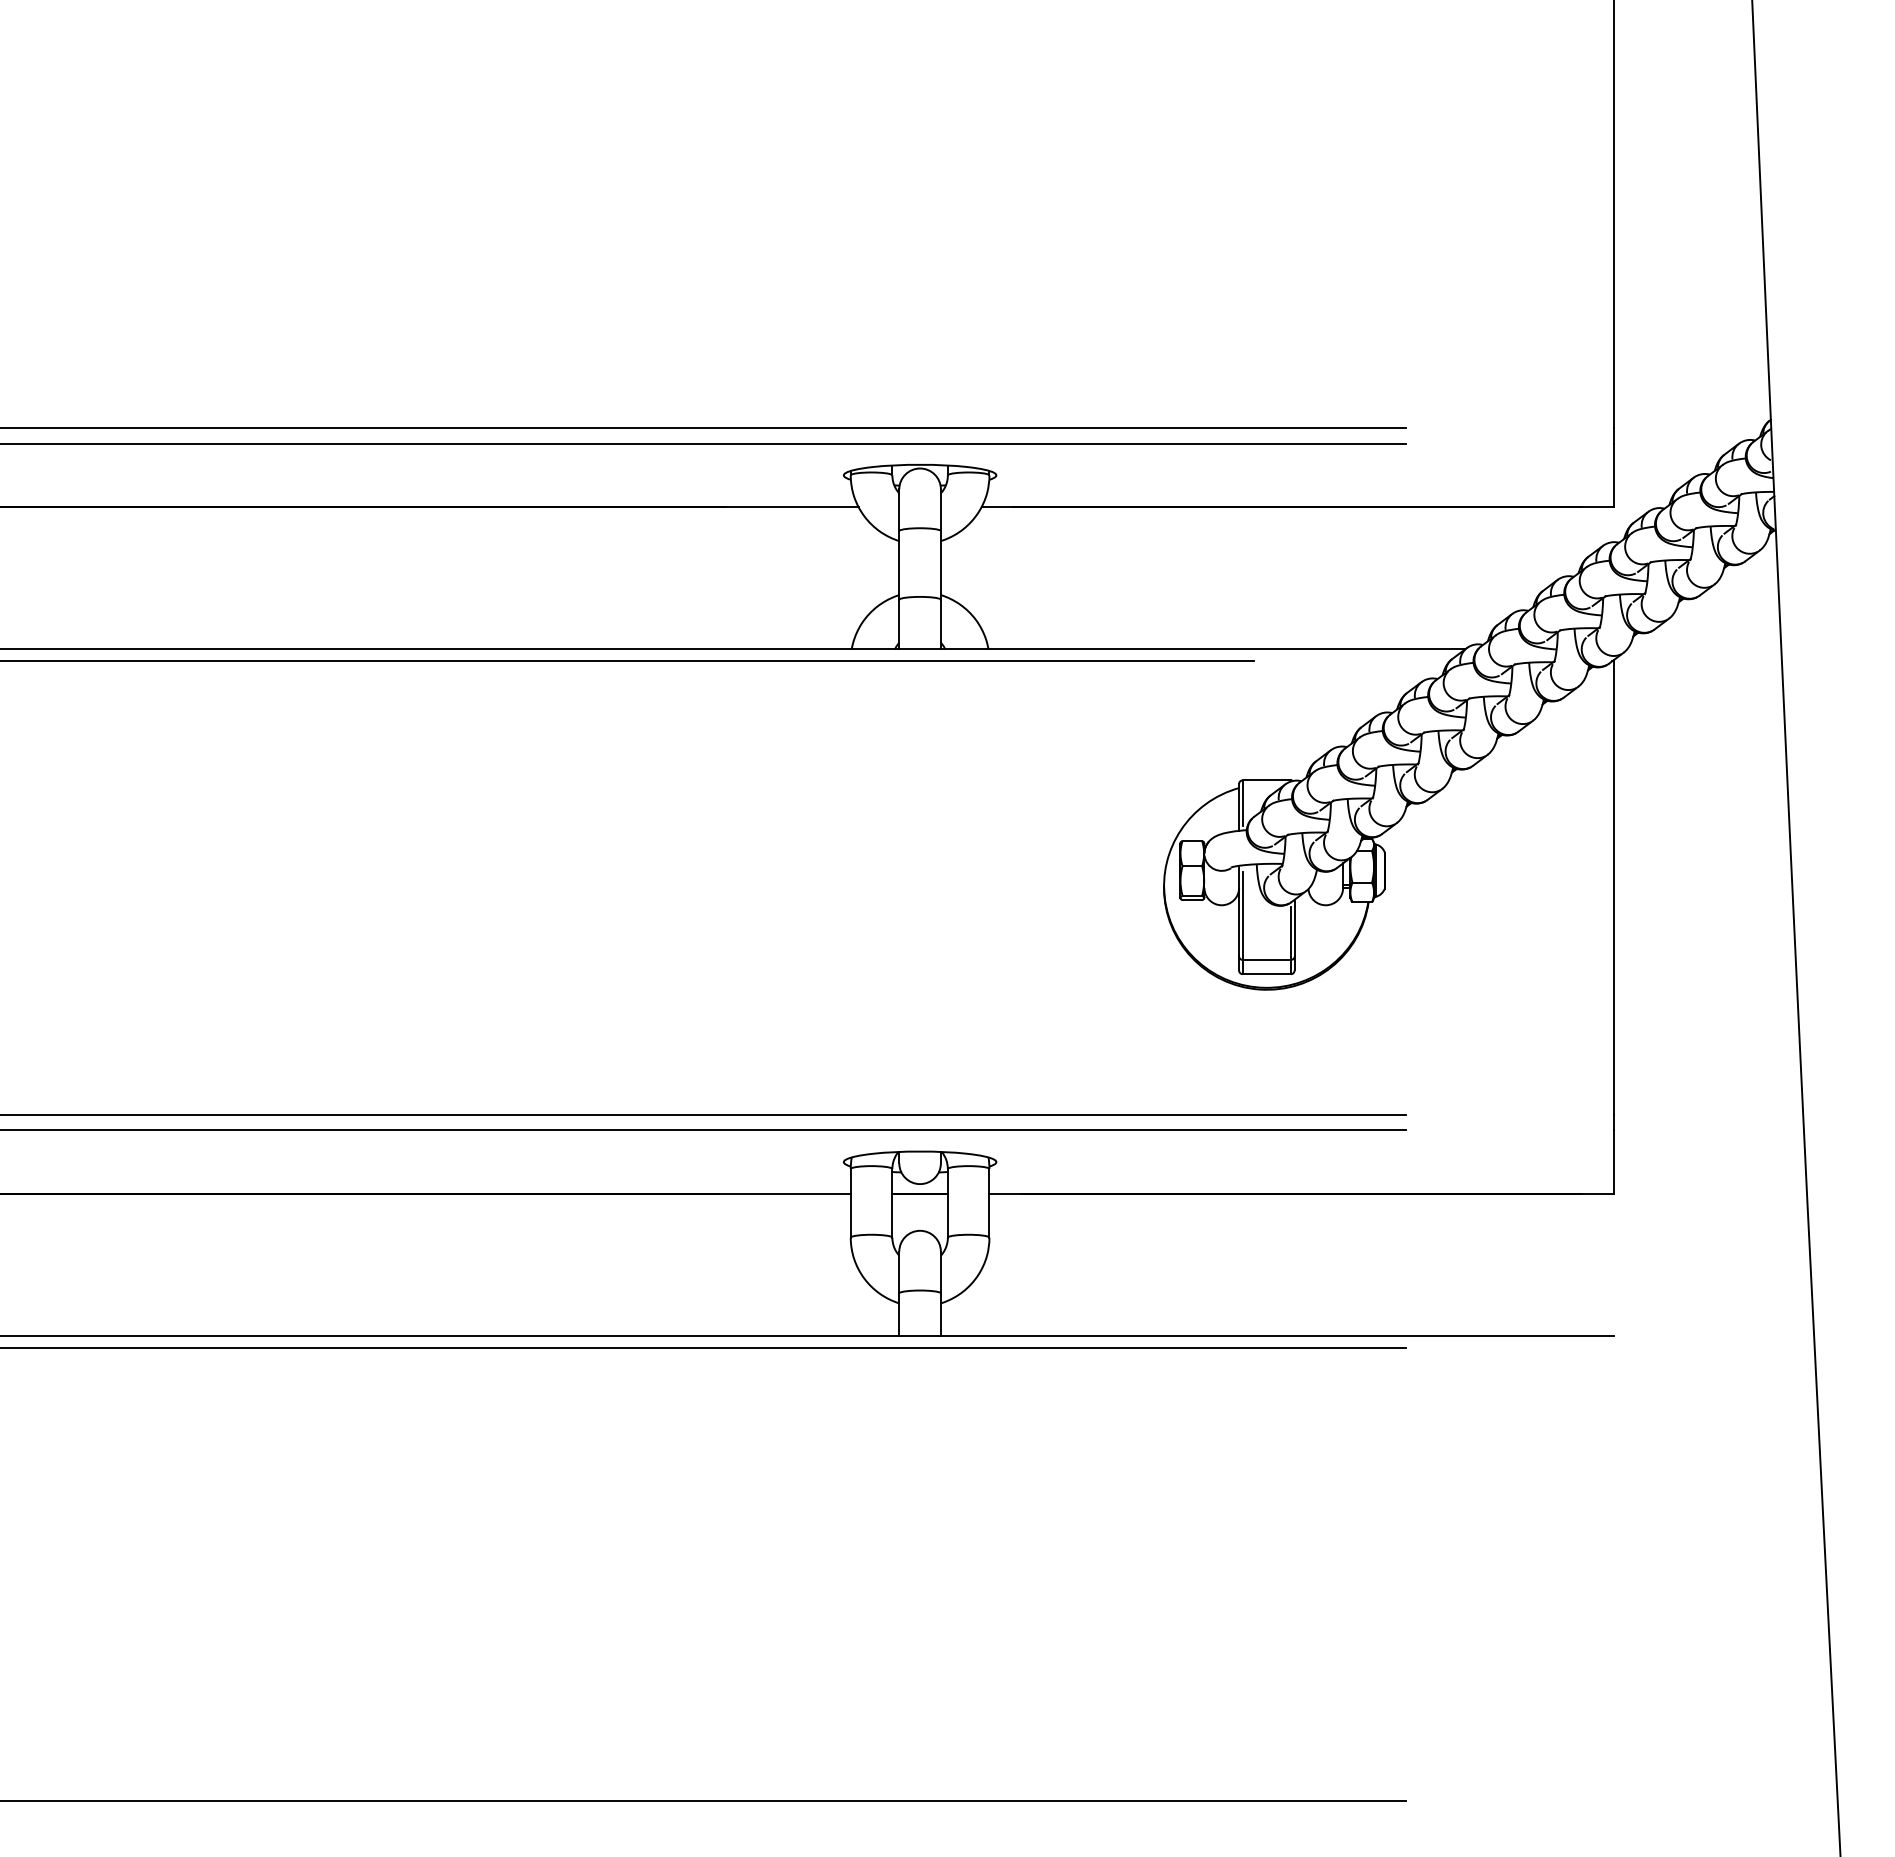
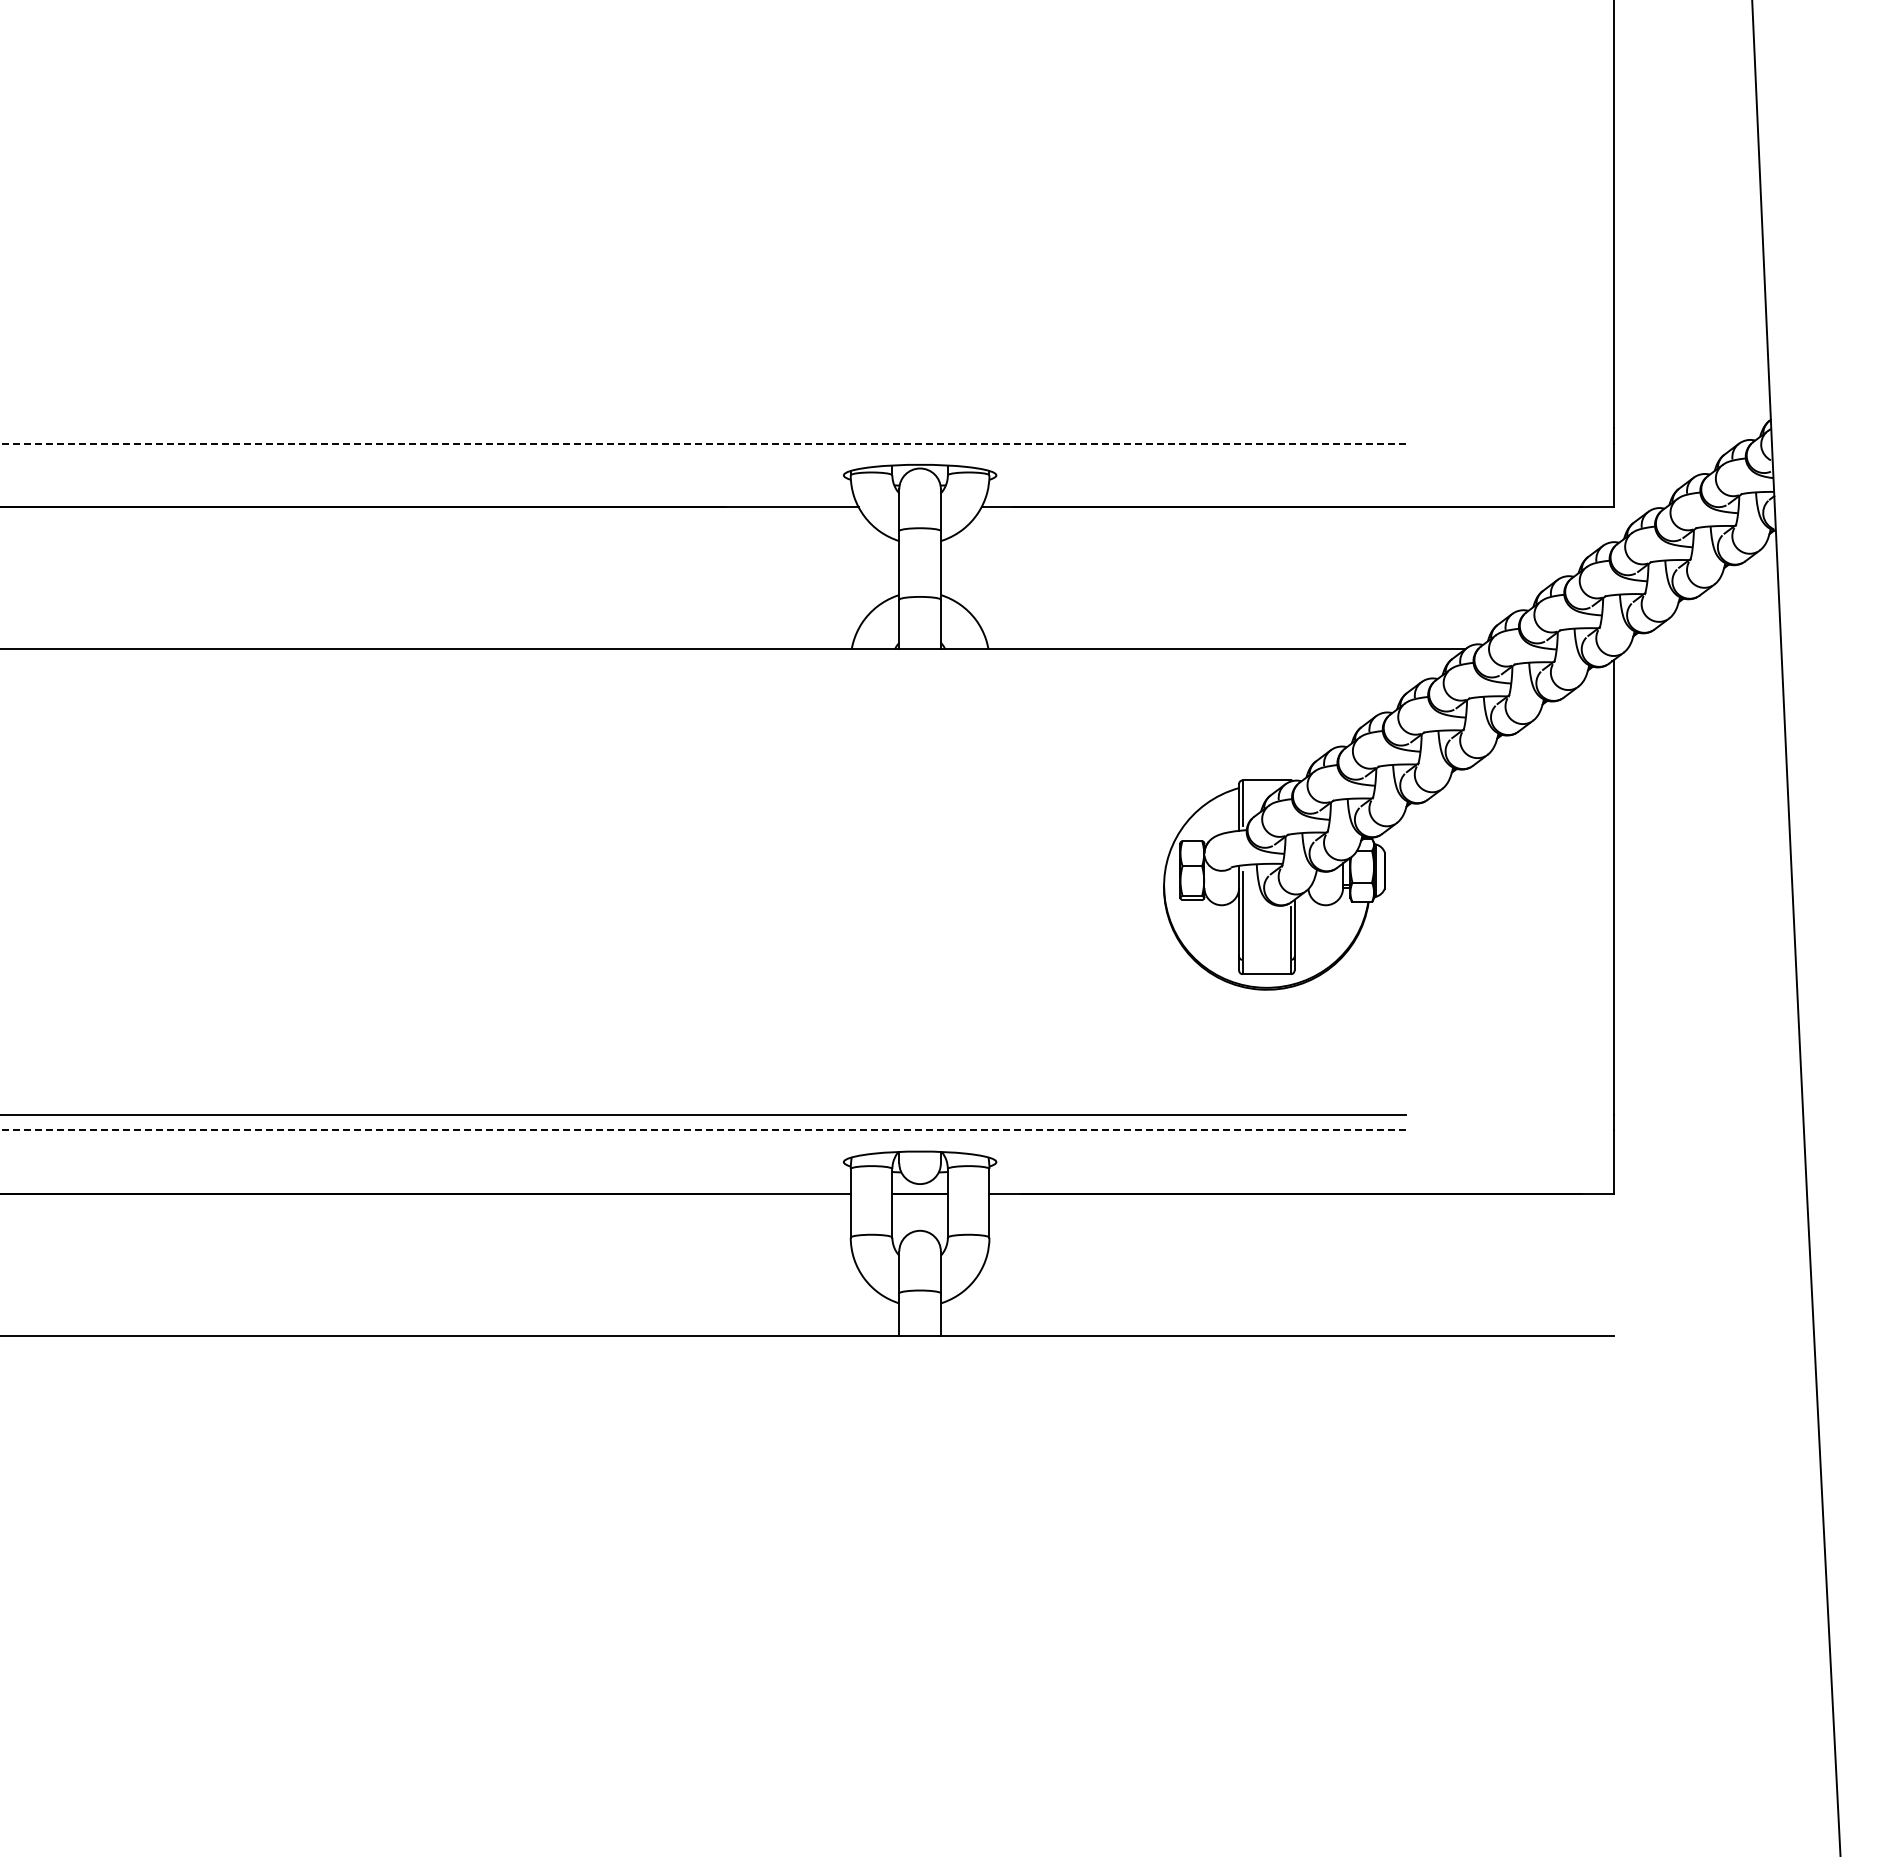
line: present -> none (703, 427)
line: solid -> dashed (702, 443)
line: present -> none (628, 661)
line: present -> none (1266, 959)
line: solid -> dashed (702, 1130)
line: present -> none (703, 1348)
line: present -> none (703, 1801)
